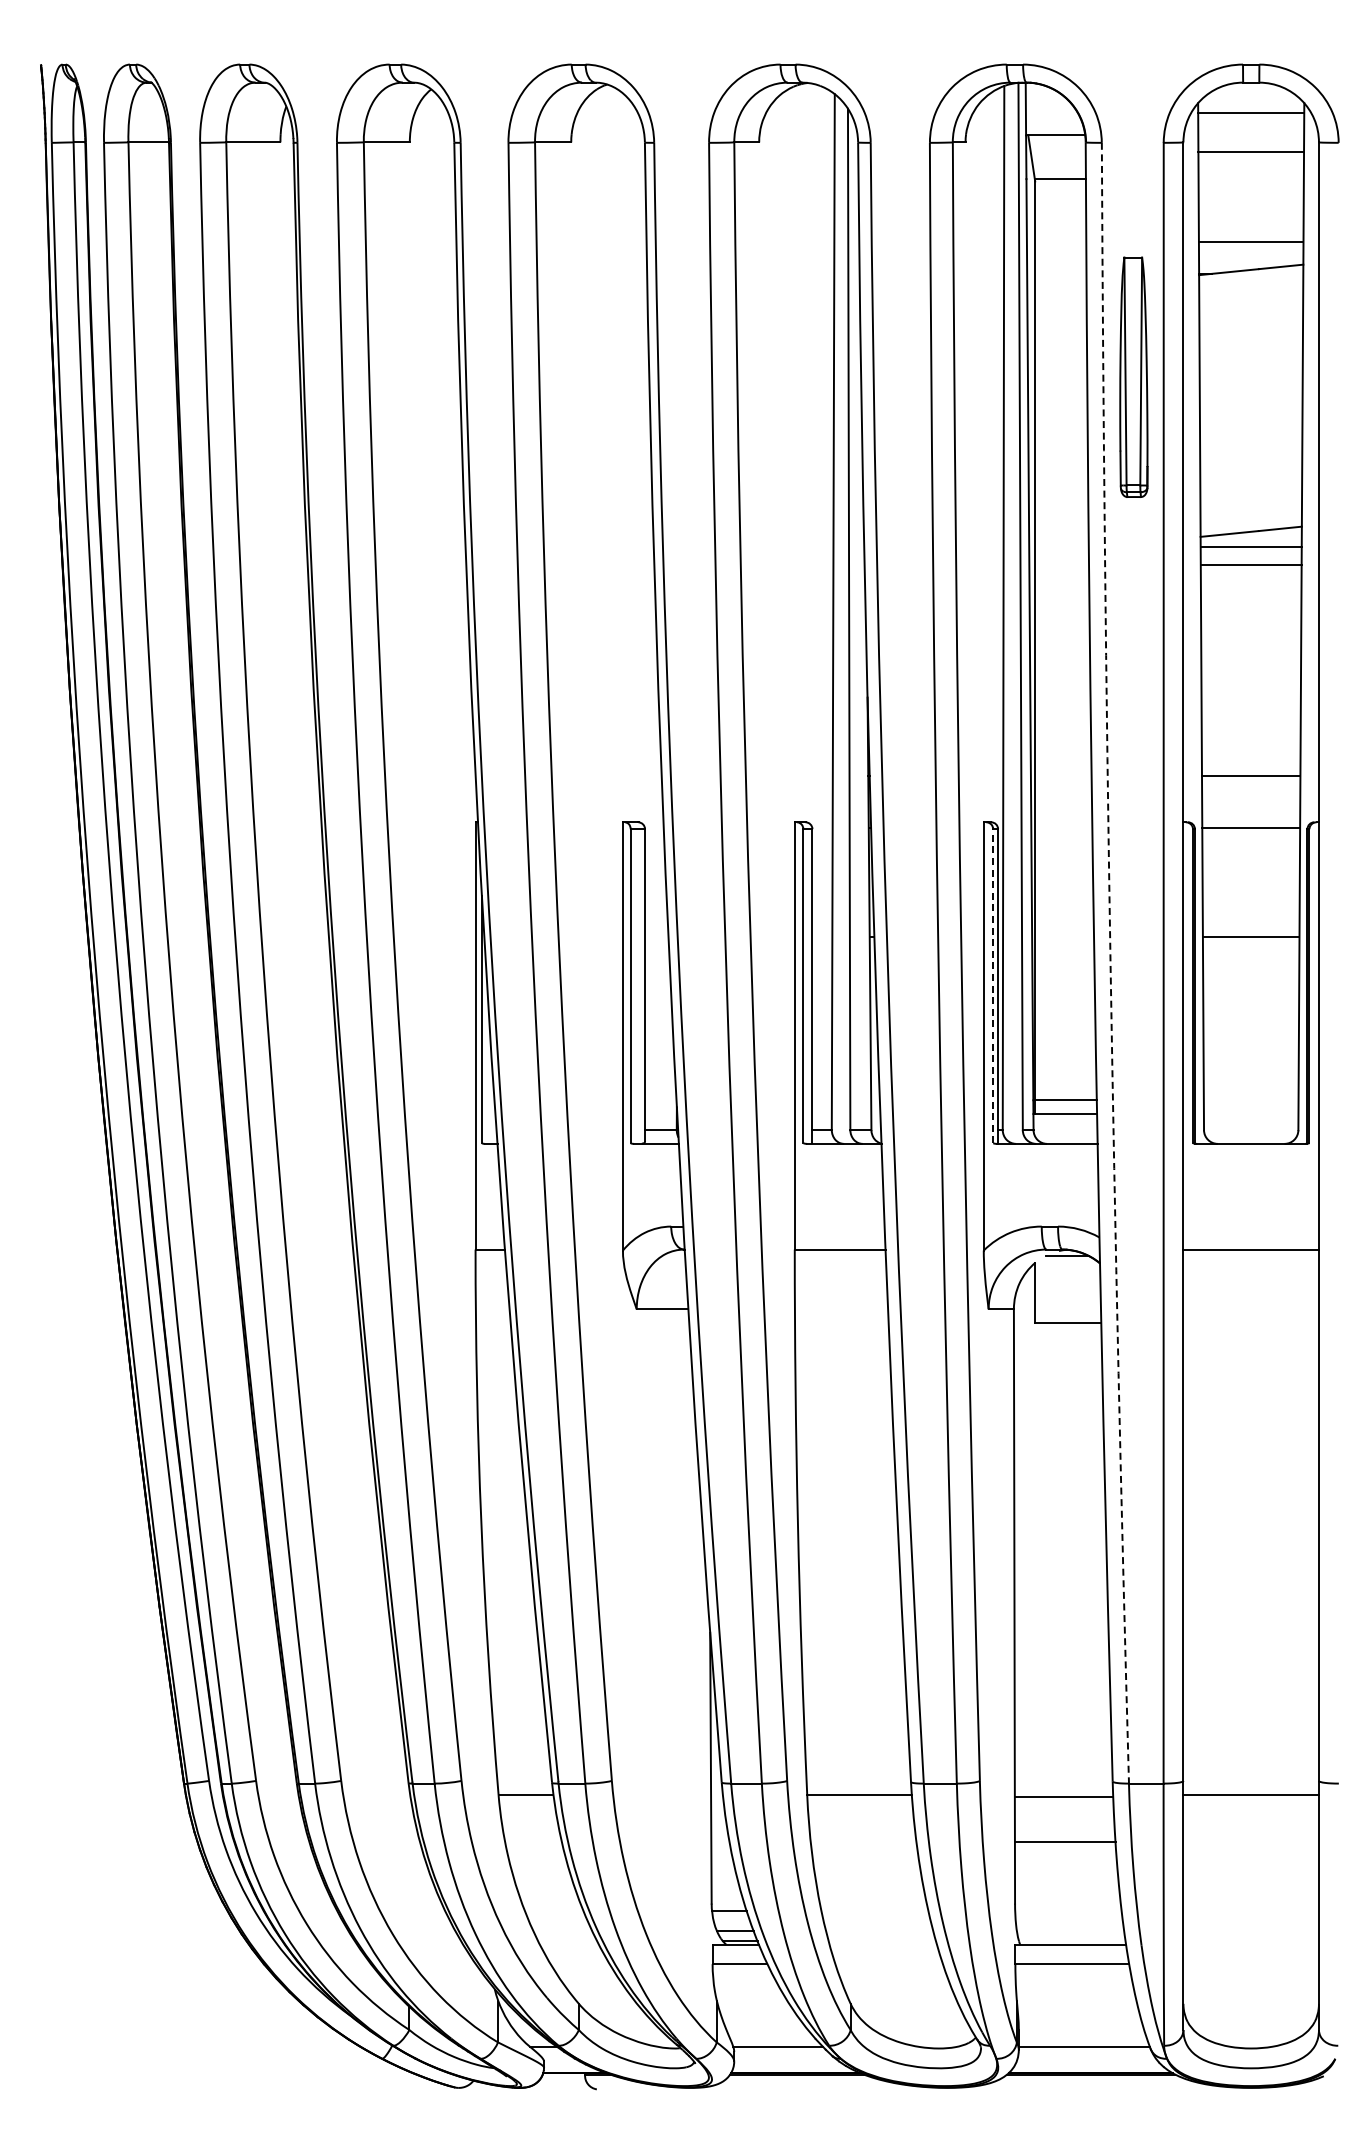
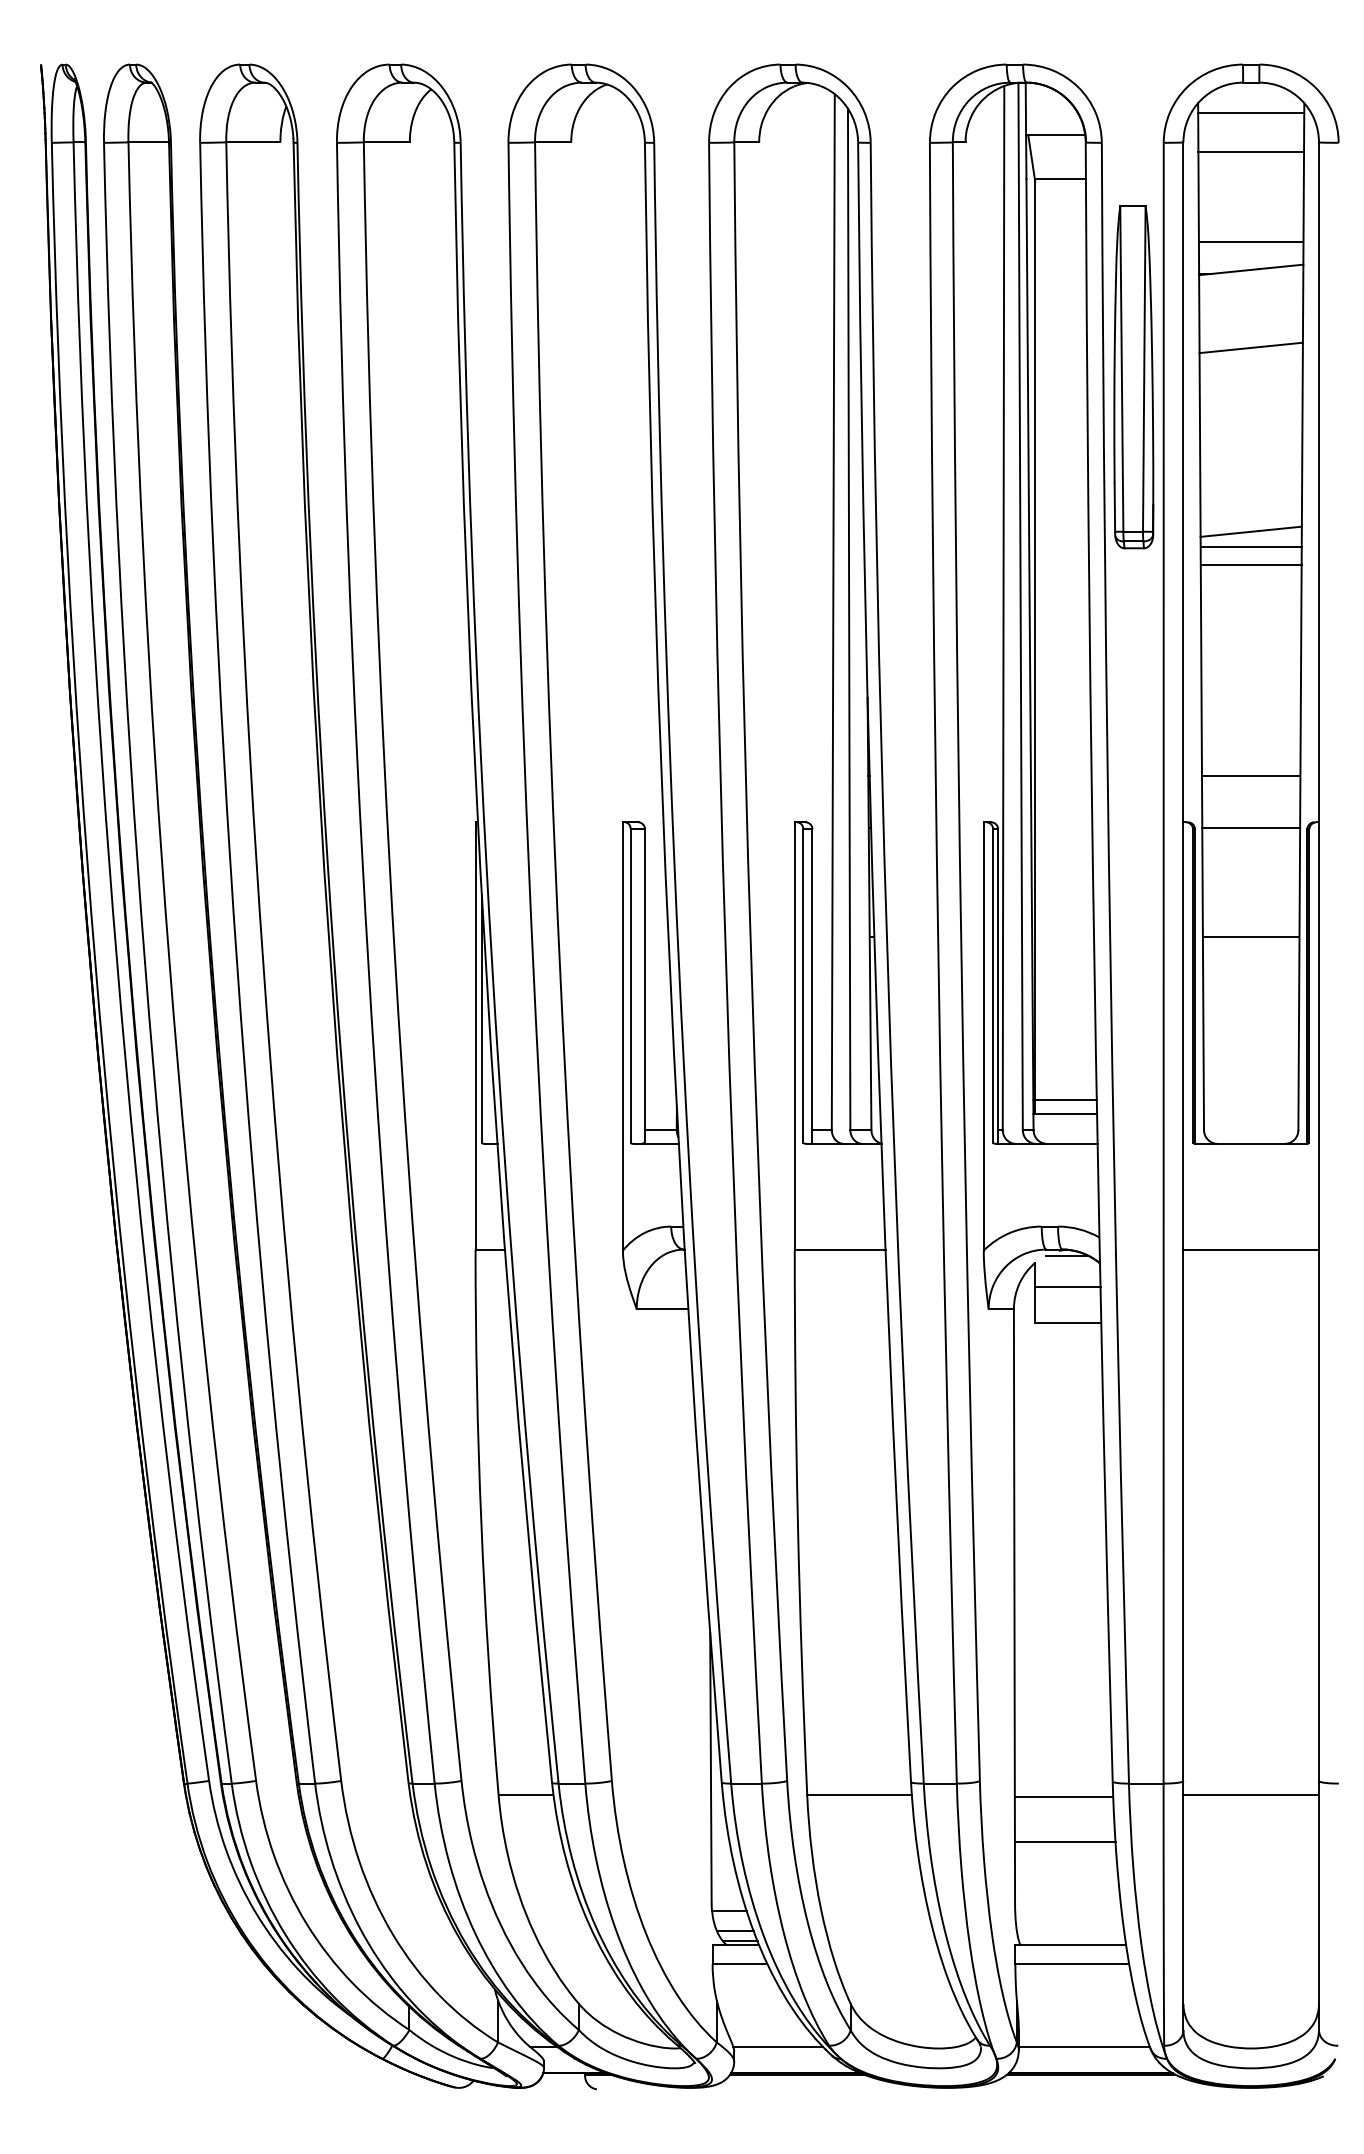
line: none -> present (1250, 347)
part size: 30x242 px -> 42x345 px (1133, 377)
arc: dashed -> solid (1110, 963)
line: dashed -> solid (993, 985)
line: none -> present (1067, 1287)
